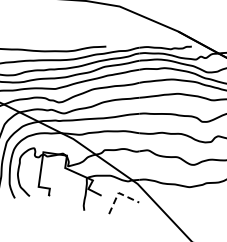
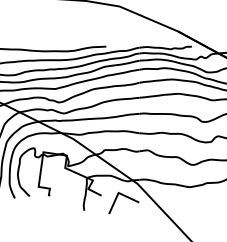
line: dashed -> solid (118, 192)
